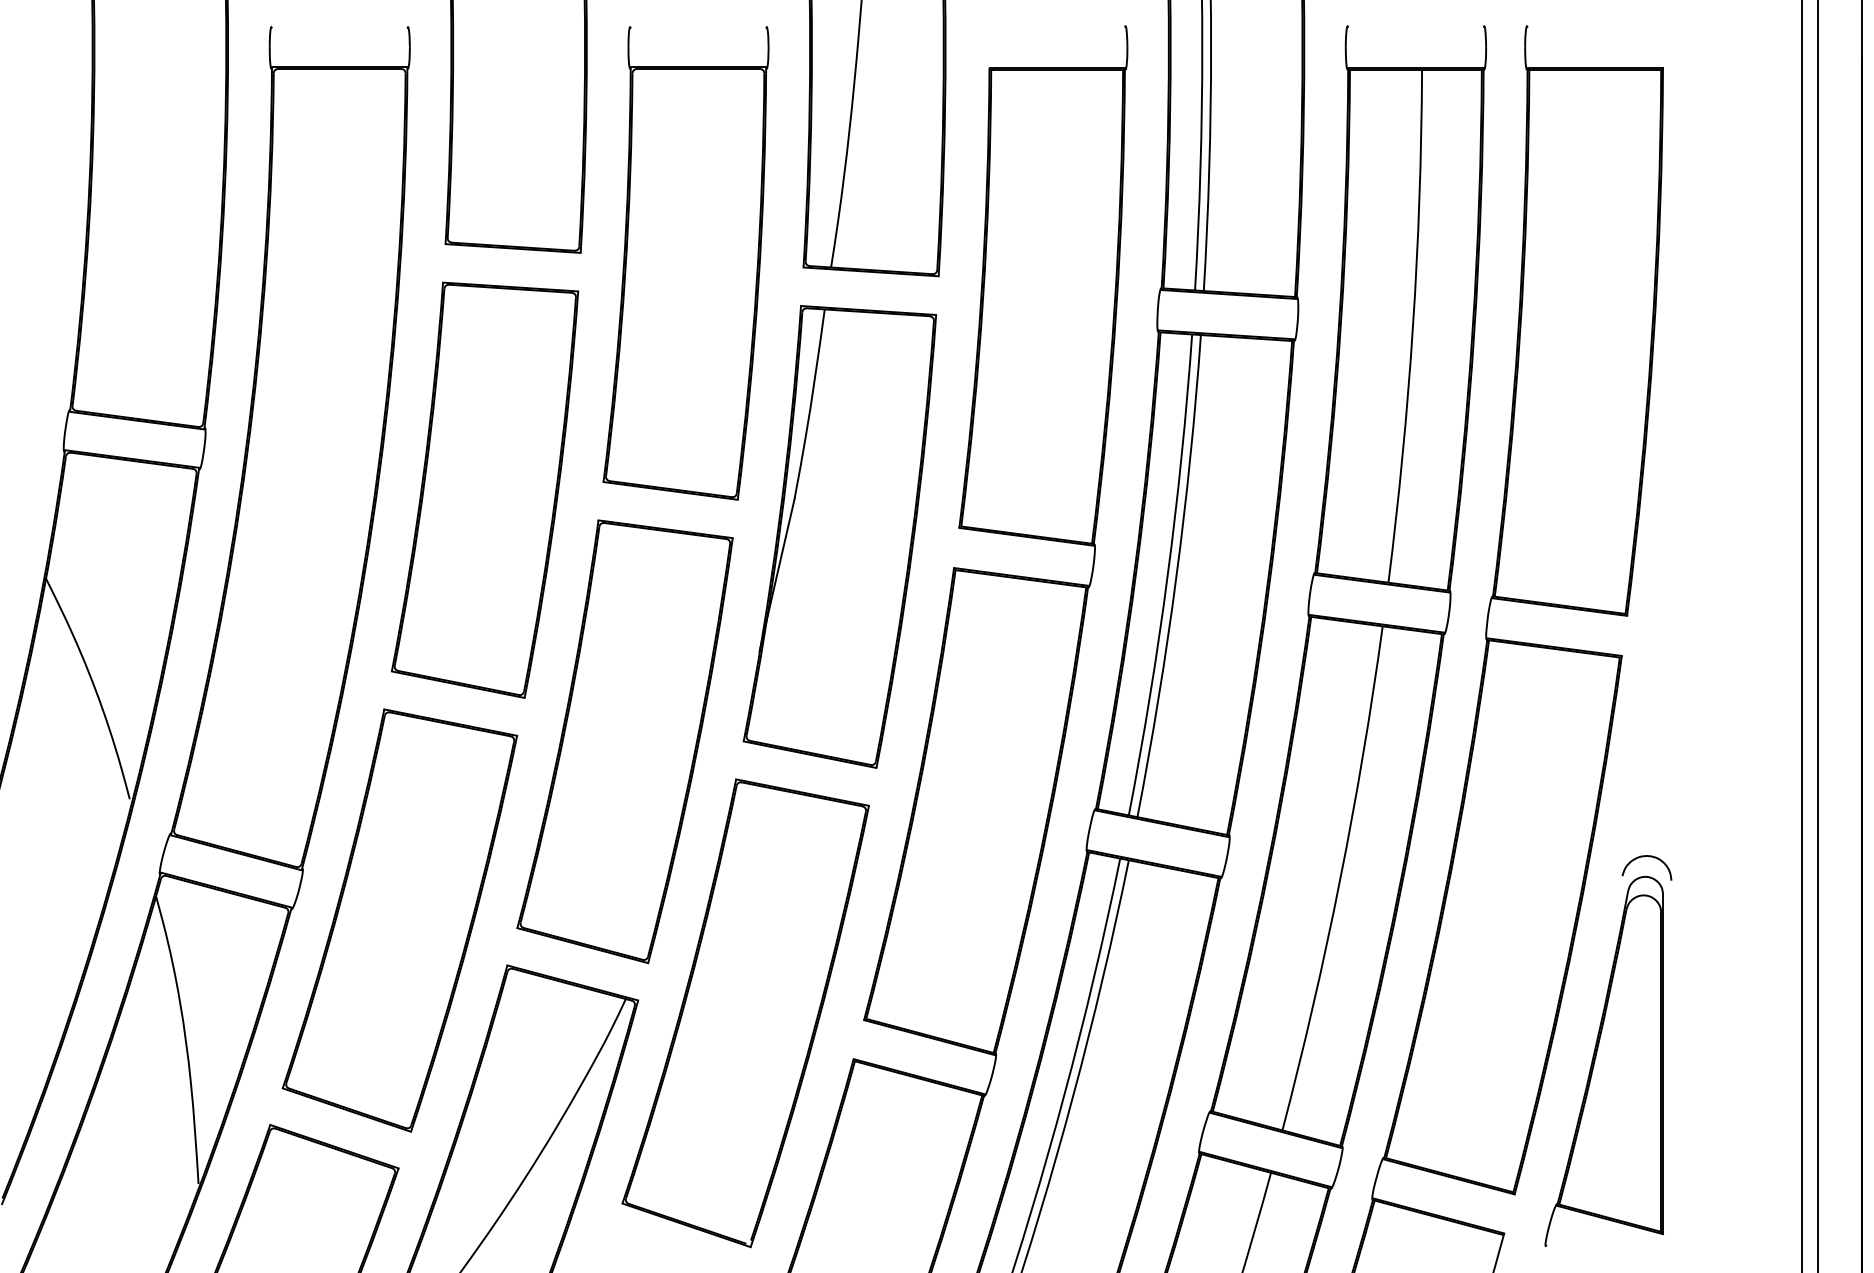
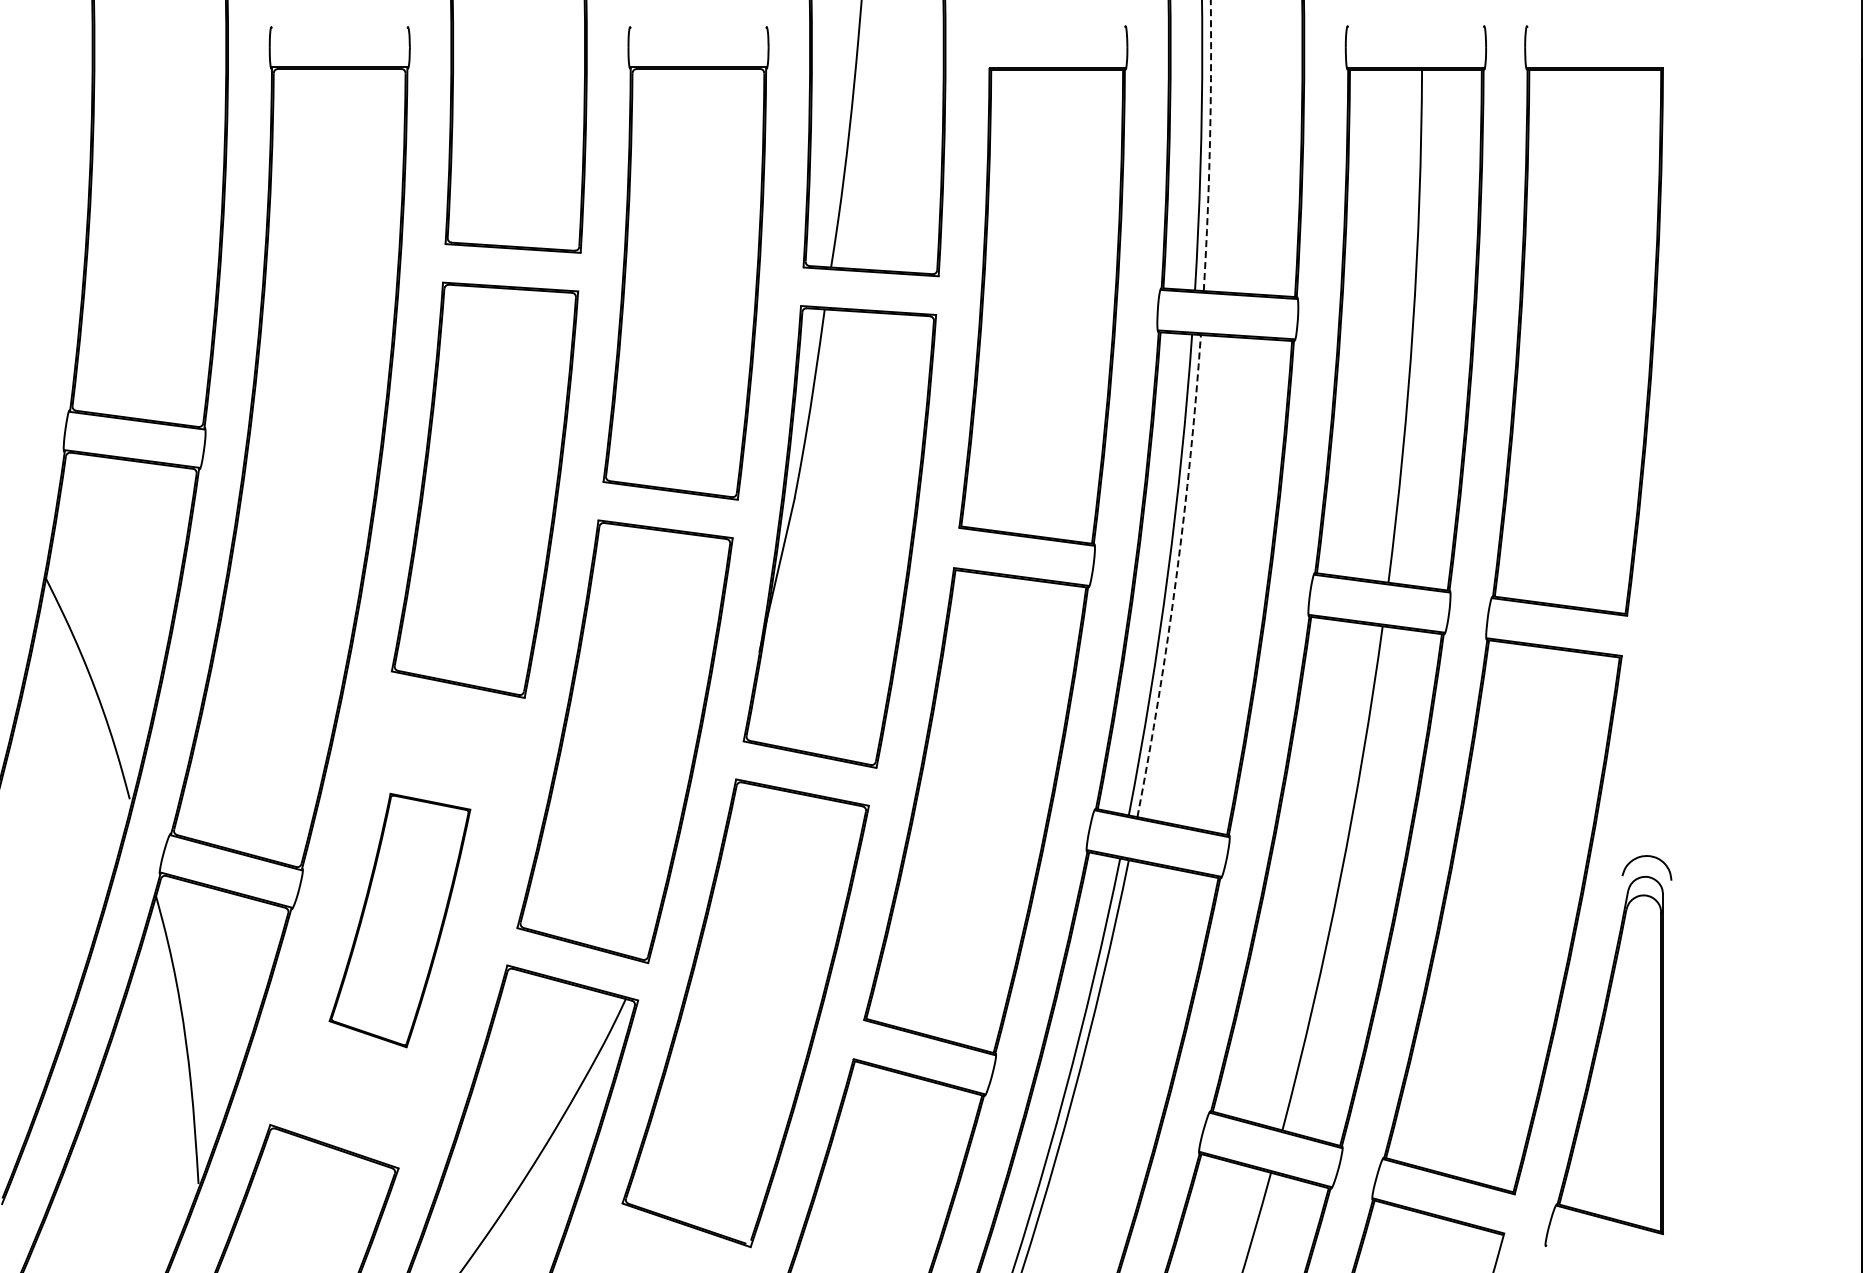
arc: solid -> dashed (1209, 145)
arc: solid -> dashed (1176, 576)
line: present -> none (1801, 635)
line: present -> none (1817, 635)
part size: 238x425 px -> 144x257 px (399, 920)
